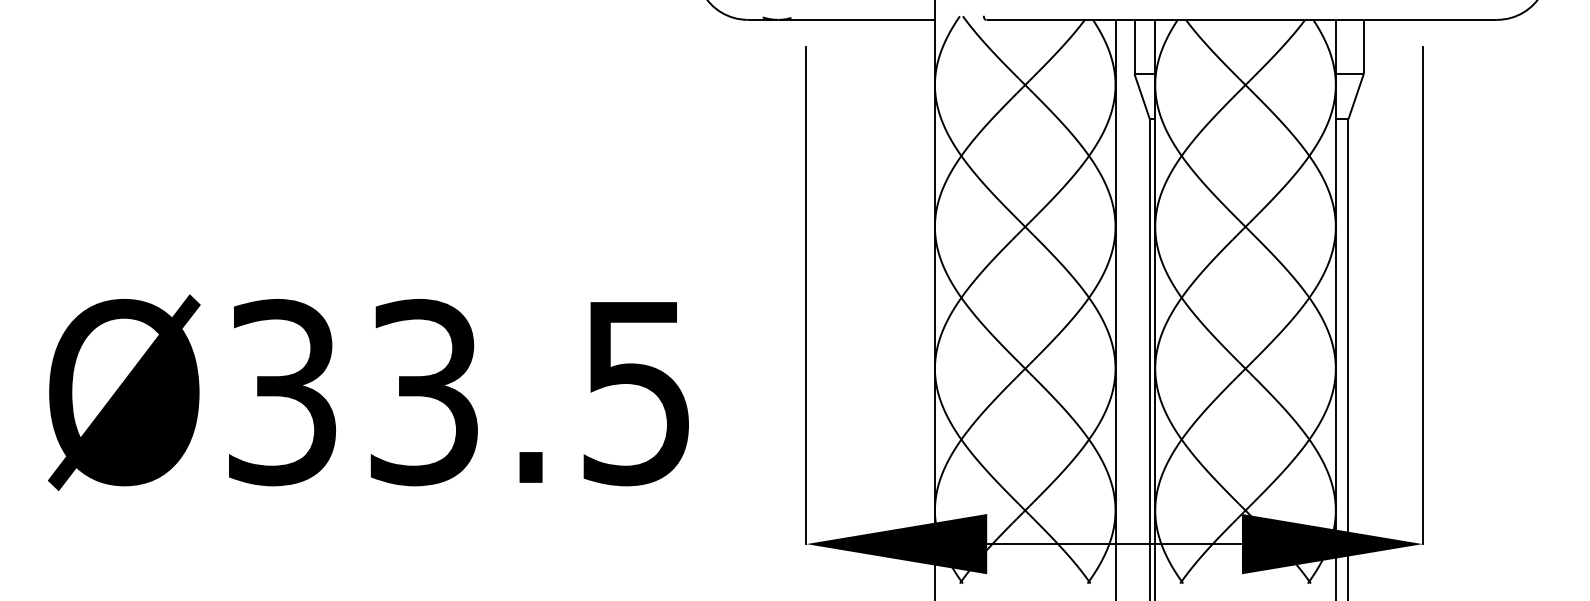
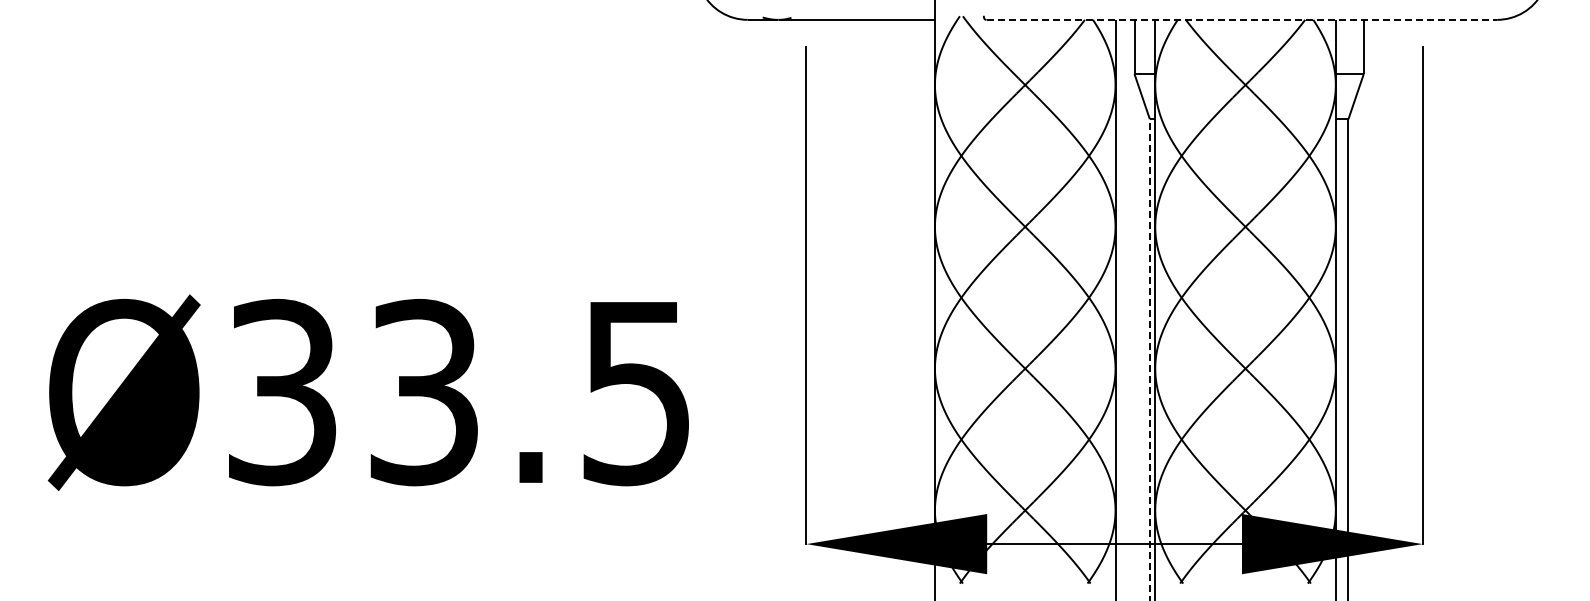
line: solid -> dashed (1242, 19)
line: solid -> dashed (1149, 359)
